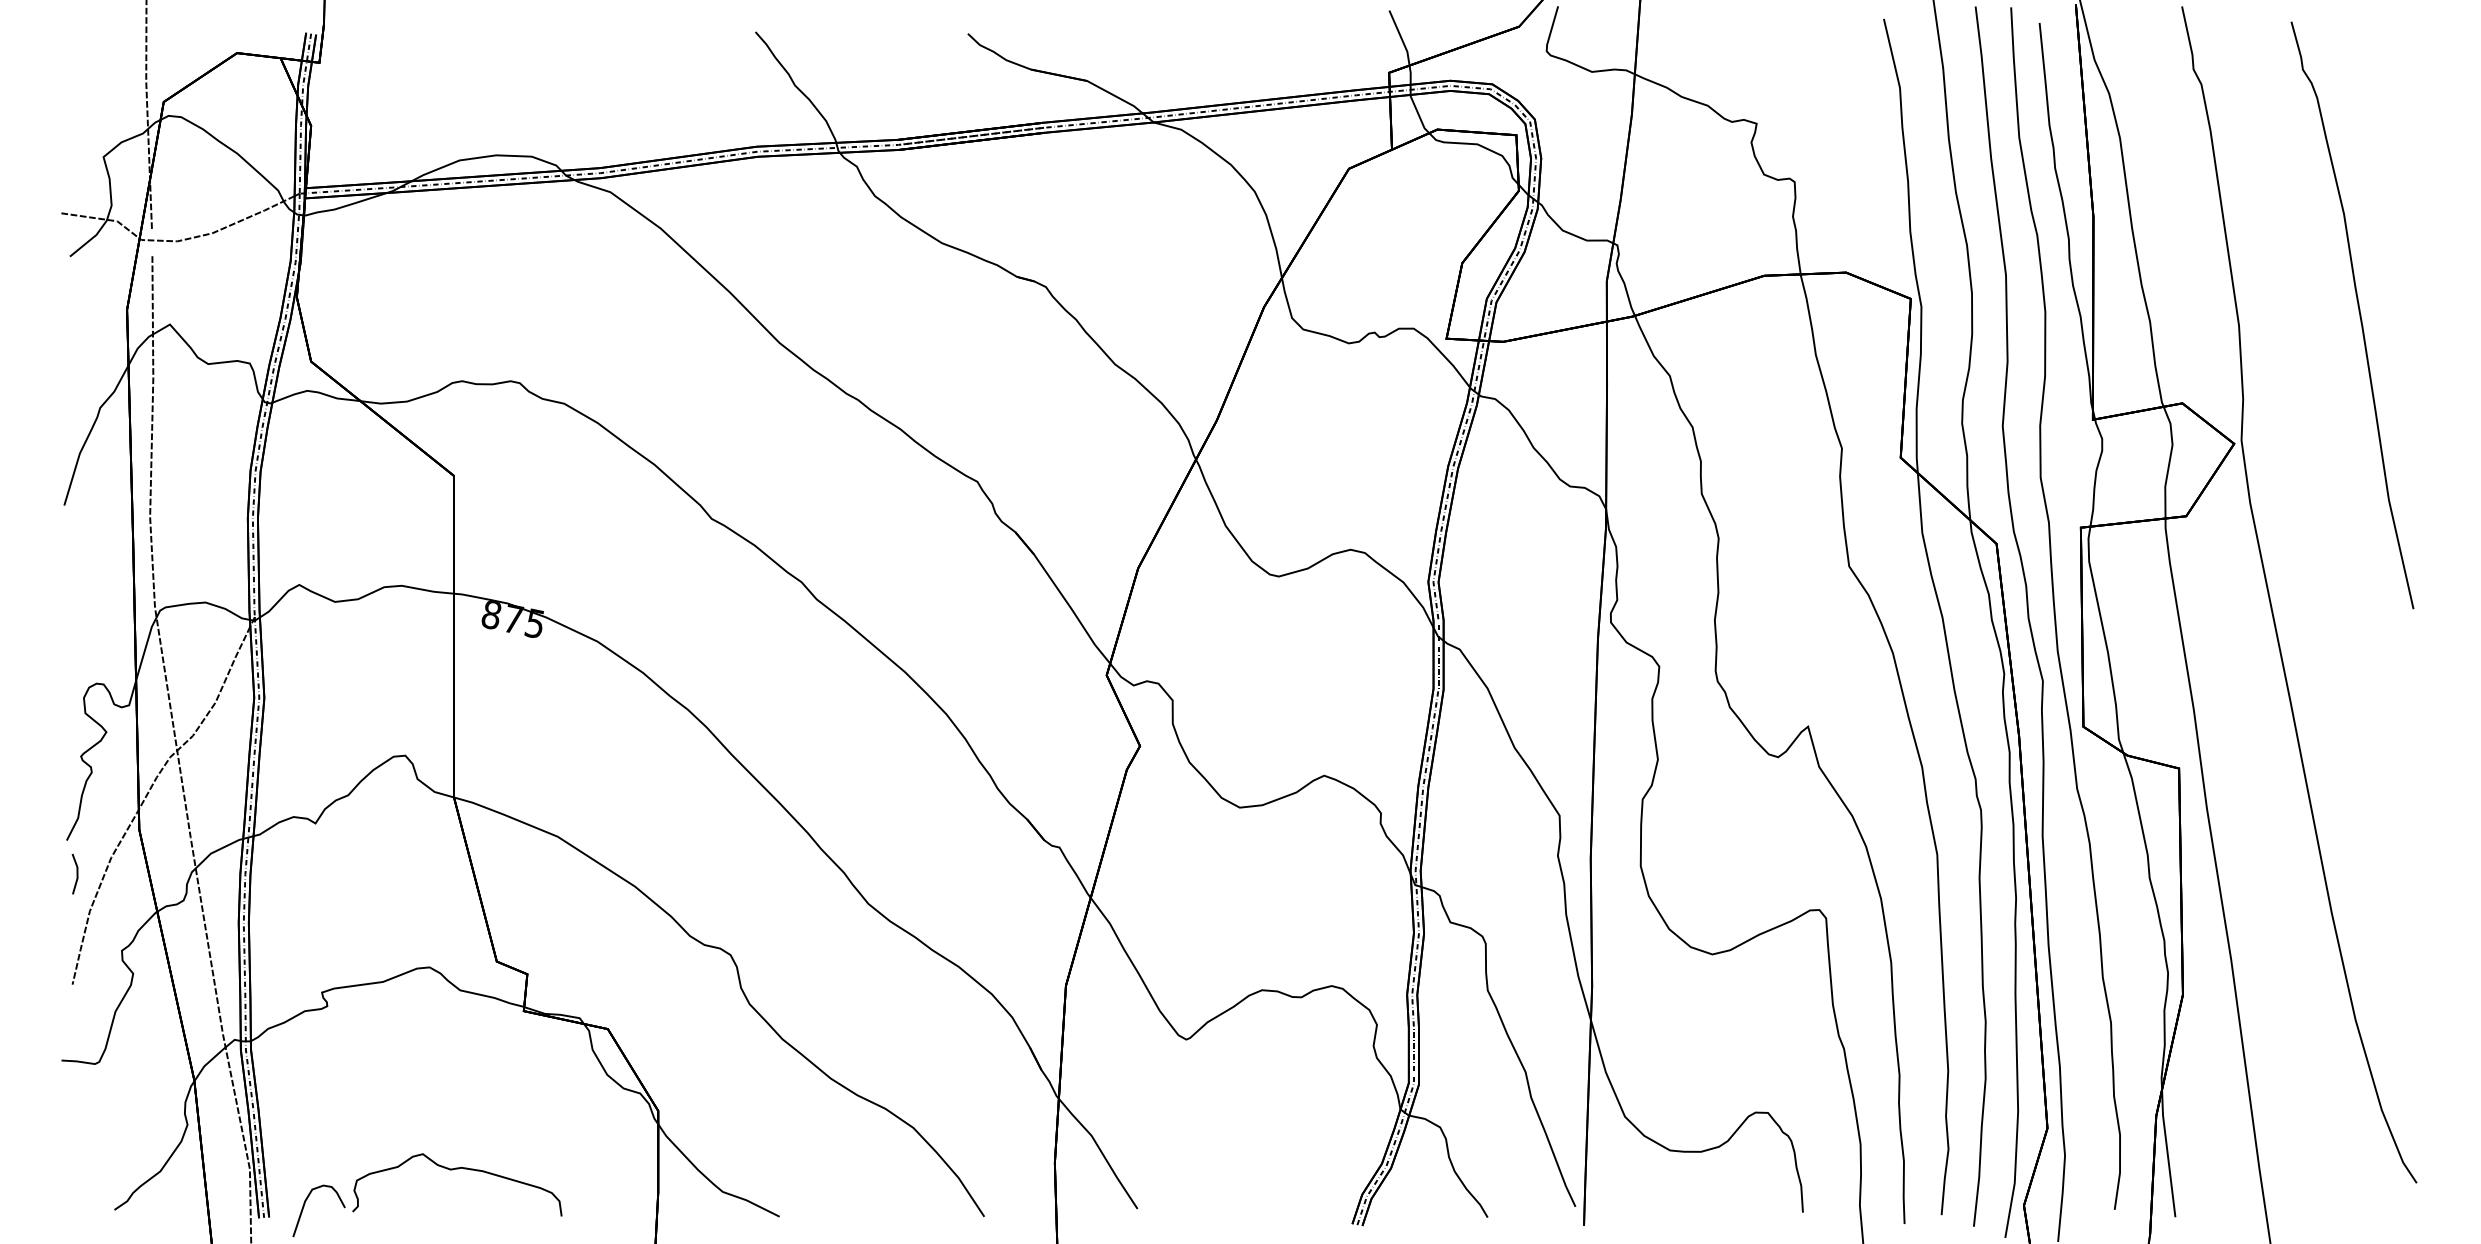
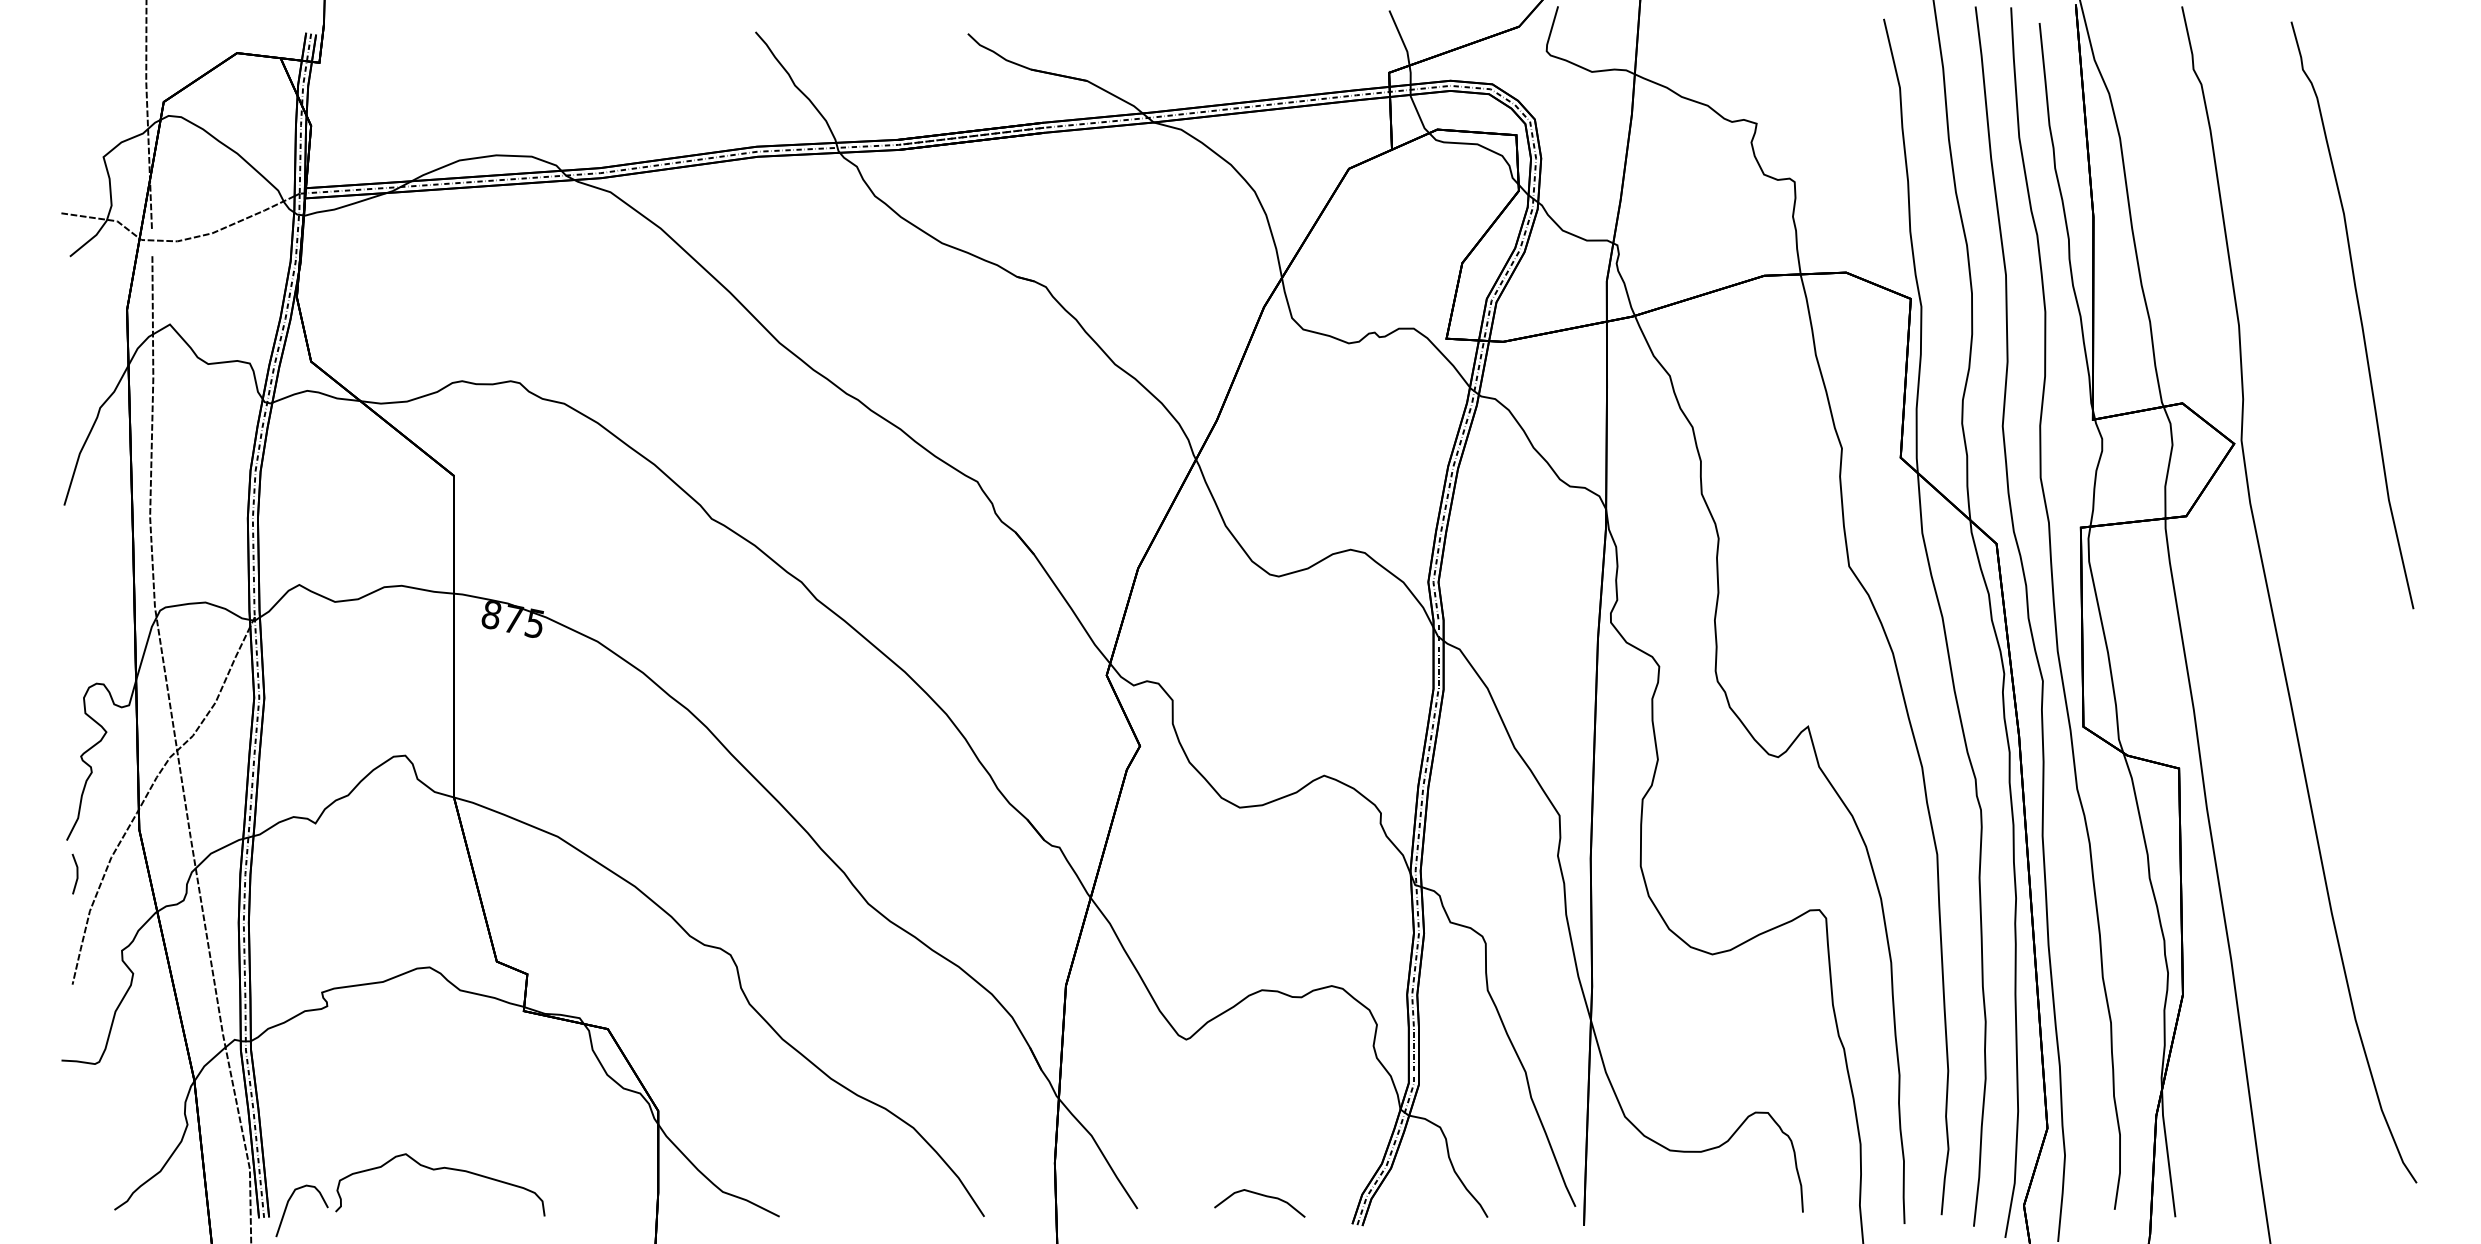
part position: (438, 1166) -> (421, 1166) (421, 1166)
curve: none -> present (1259, 1195)
